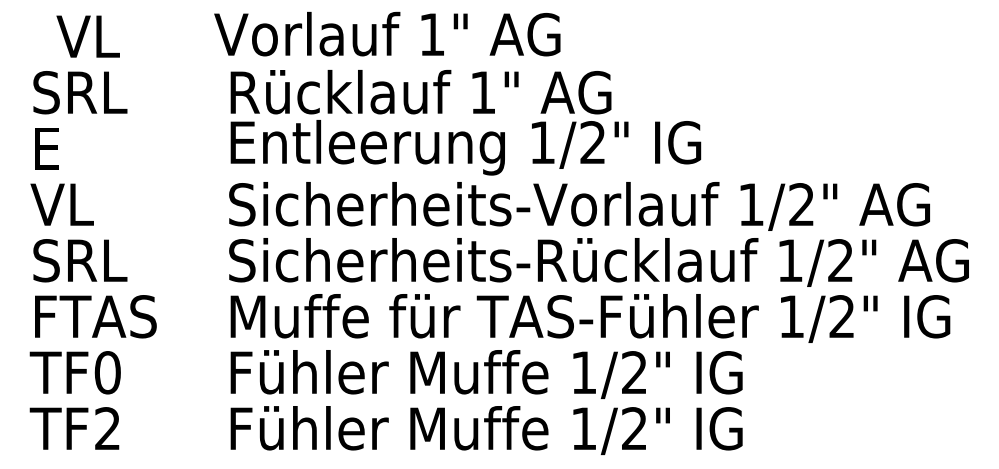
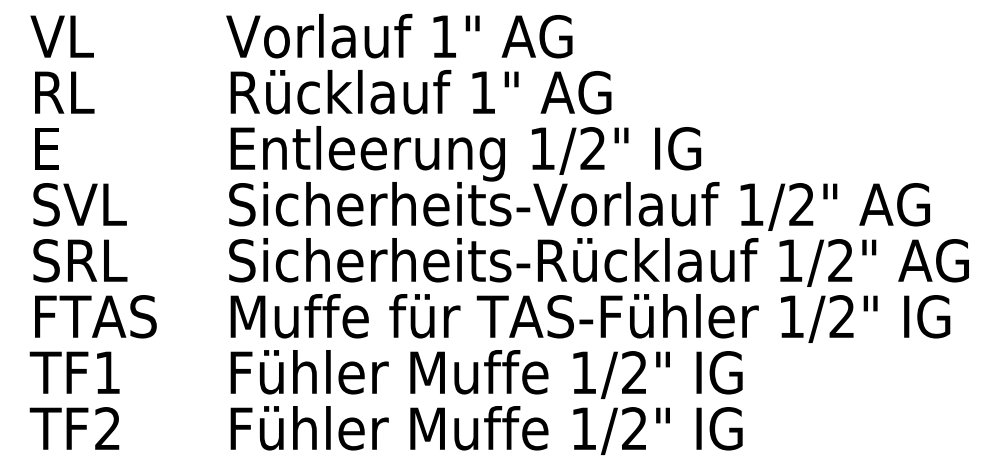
text position: (387, 33) -> (399, 35) (399, 35)
text position: (87, 36) -> (61, 36) (61, 36)
text: SRL -> RL (80, 92)
text position: (465, 147) -> (465, 153) (465, 153)
text: VL -> SVL (78, 204)
text: TF0 -> TF1 (107, 372)
